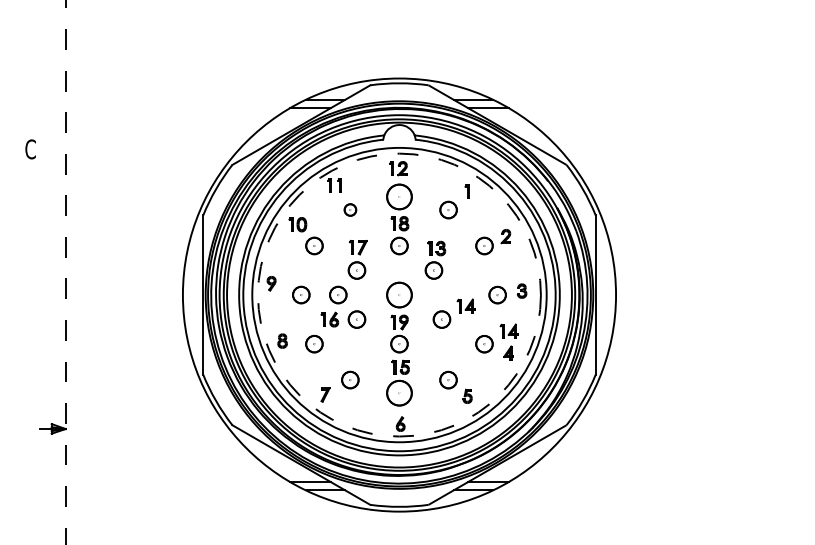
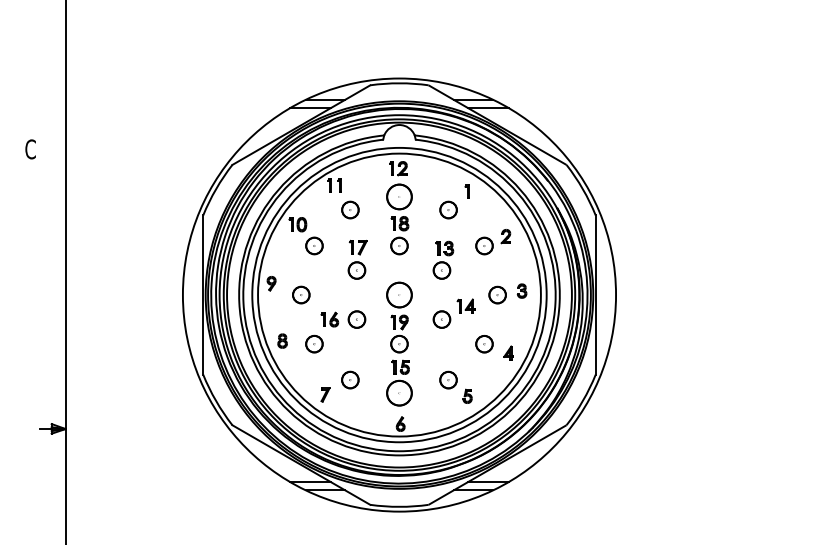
part size: 15x14 px -> 19x20 px (350, 209)
part position: (435, 259) -> (443, 259) (443, 259)
line: dashed -> solid (65, 272)
part: present -> none (338, 294)
circle: dashed -> solid (399, 294)
part: present -> none (508, 330)
